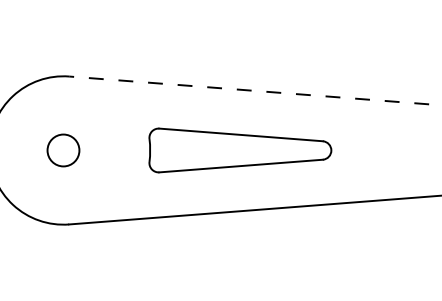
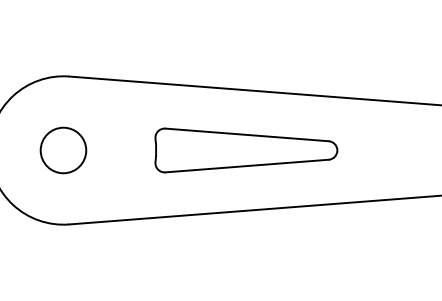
line: dashed -> solid (255, 90)
circle size: 35x35 px -> 49x49 px (63, 150)
part position: (240, 150) -> (246, 150) (246, 150)
